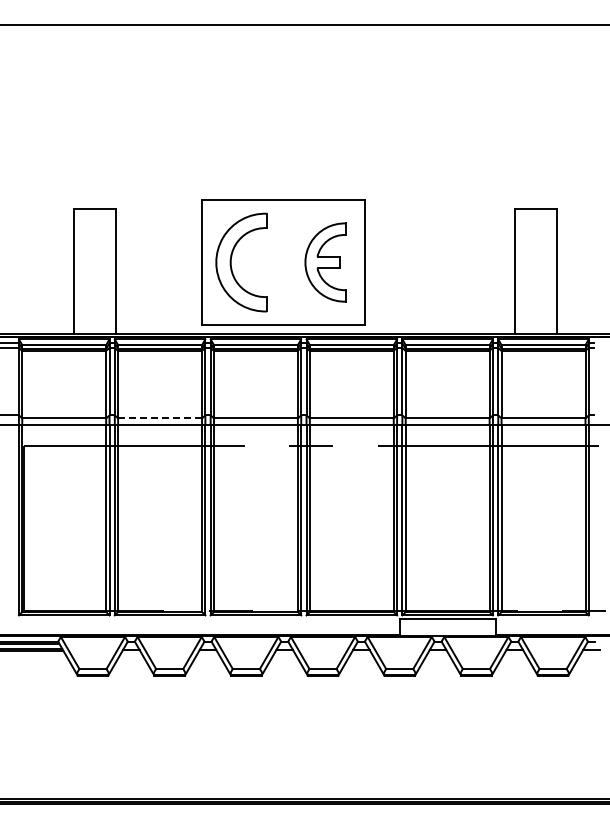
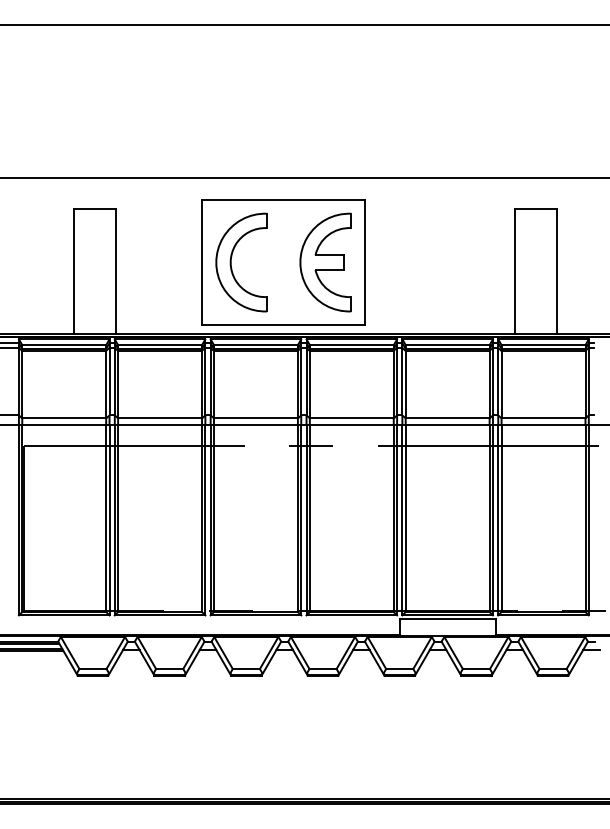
line: none -> present (304, 178)
part size: 43x81 px -> 53x101 px (325, 262)
line: dashed -> solid (160, 418)
